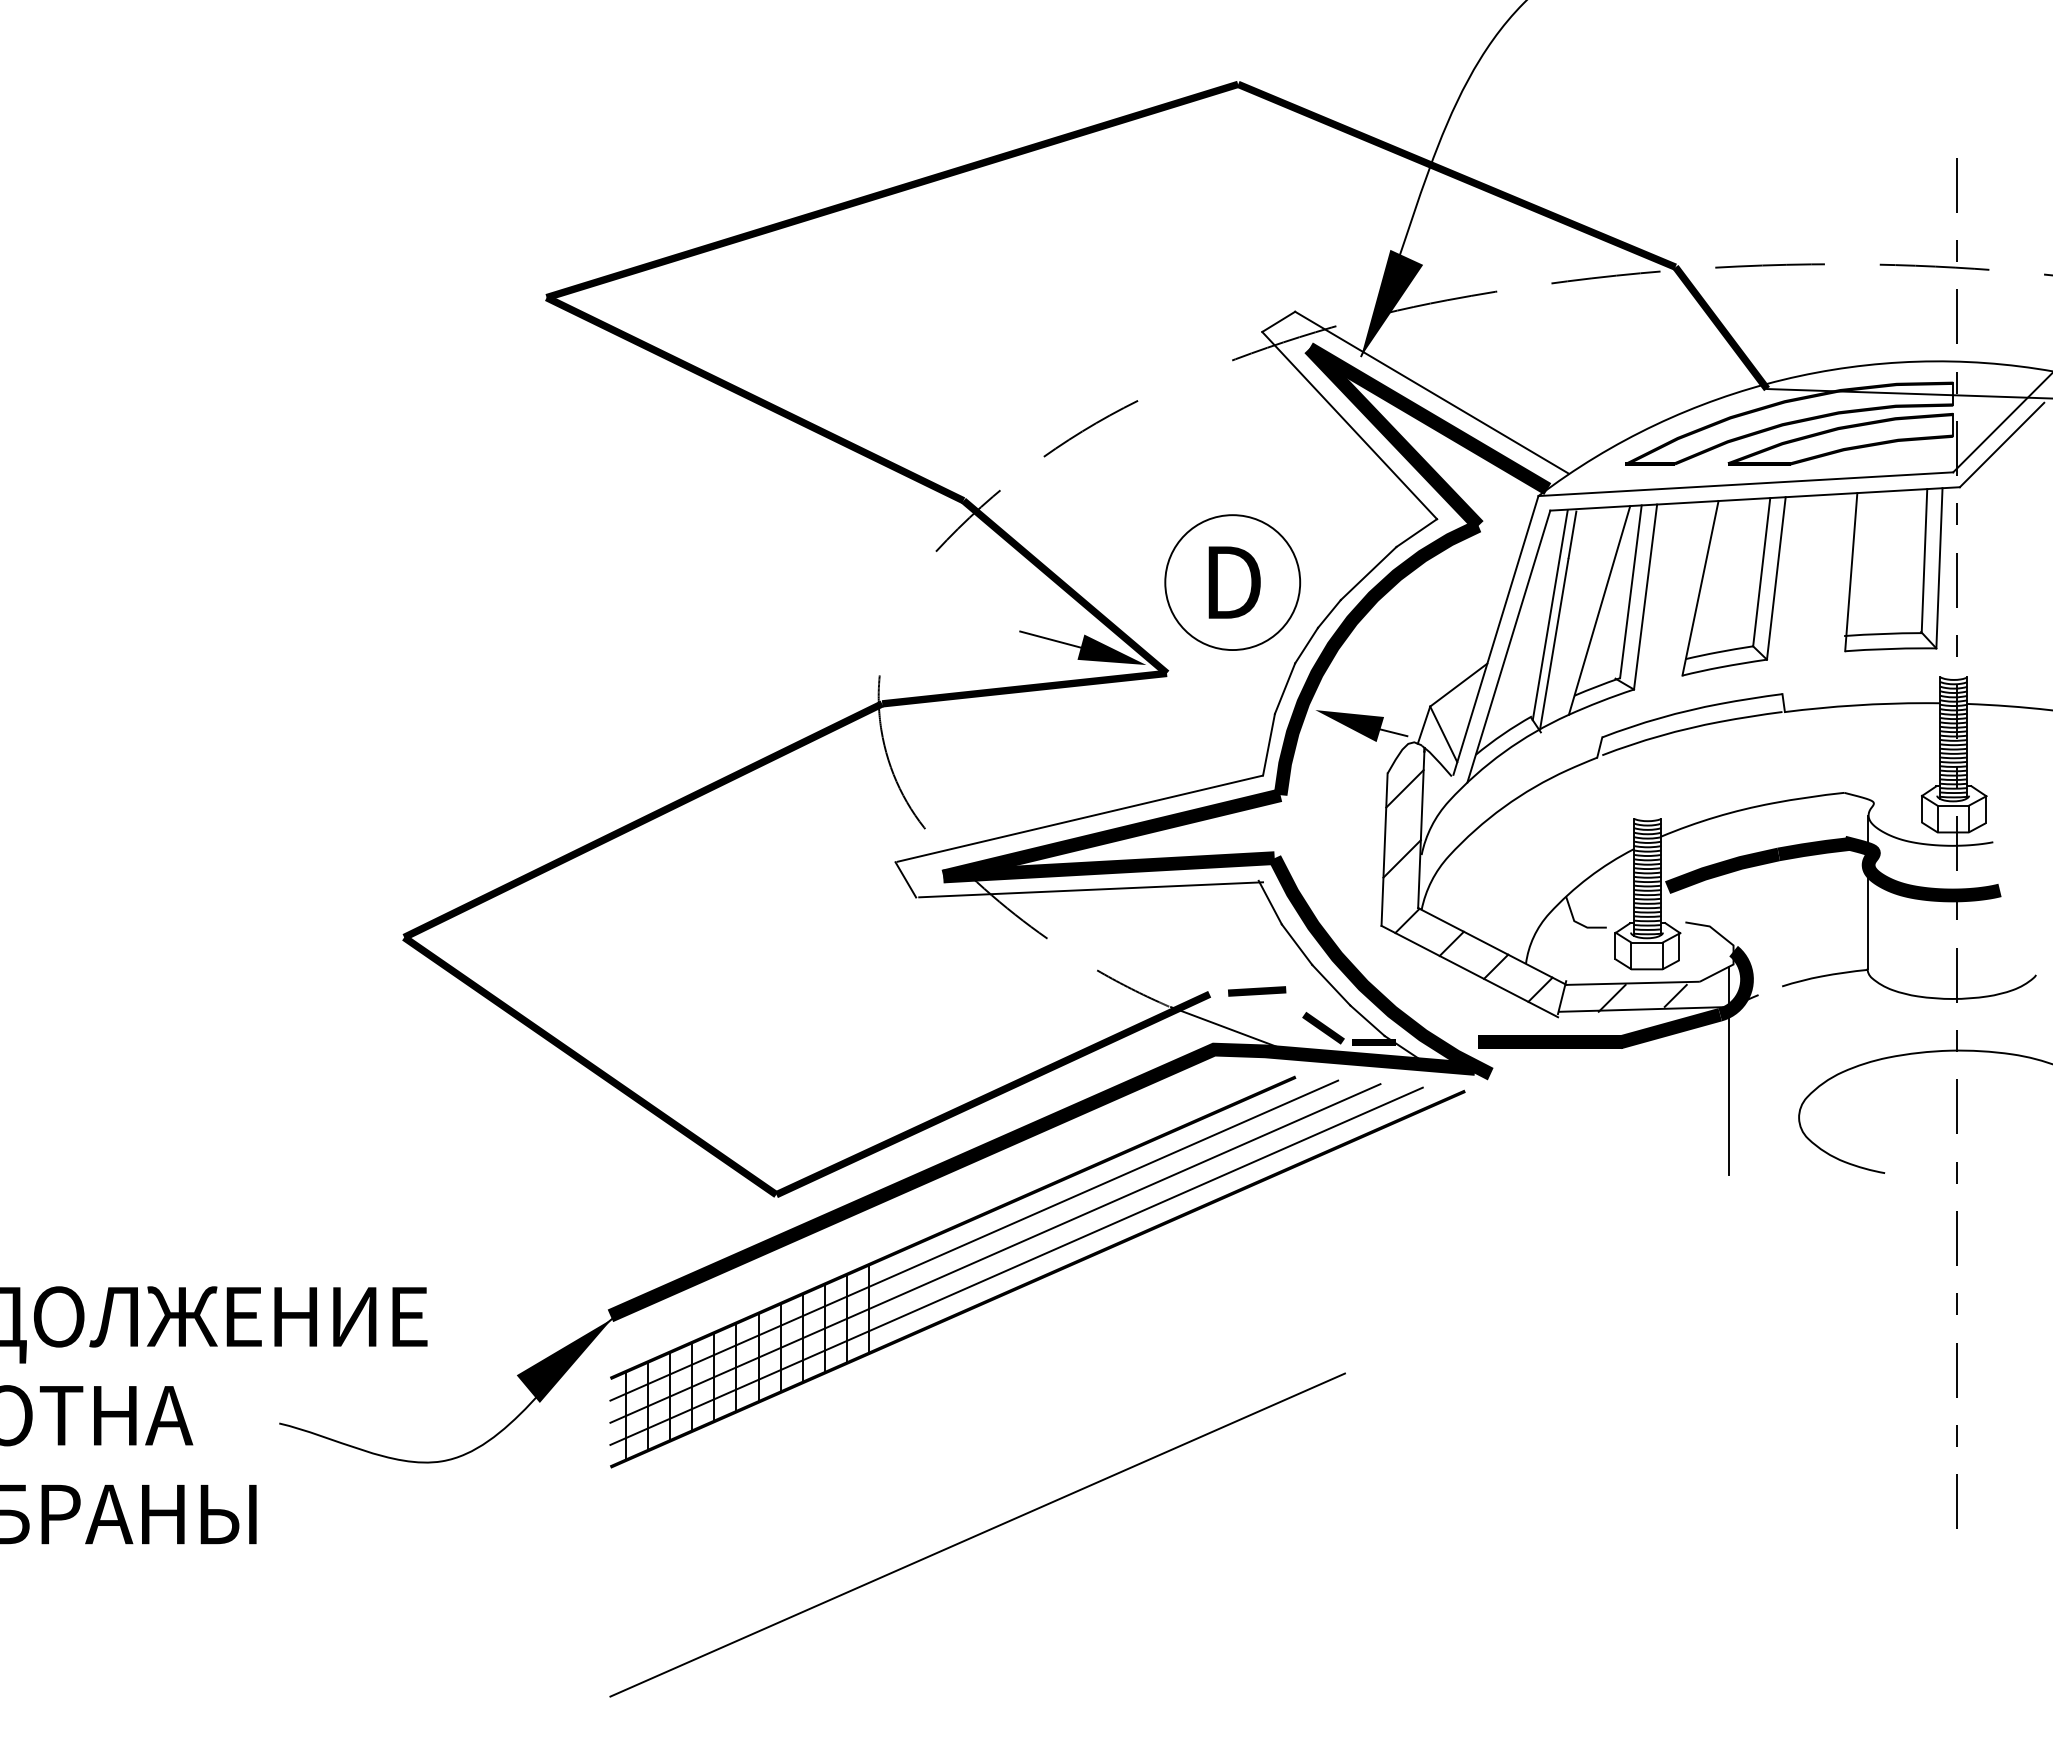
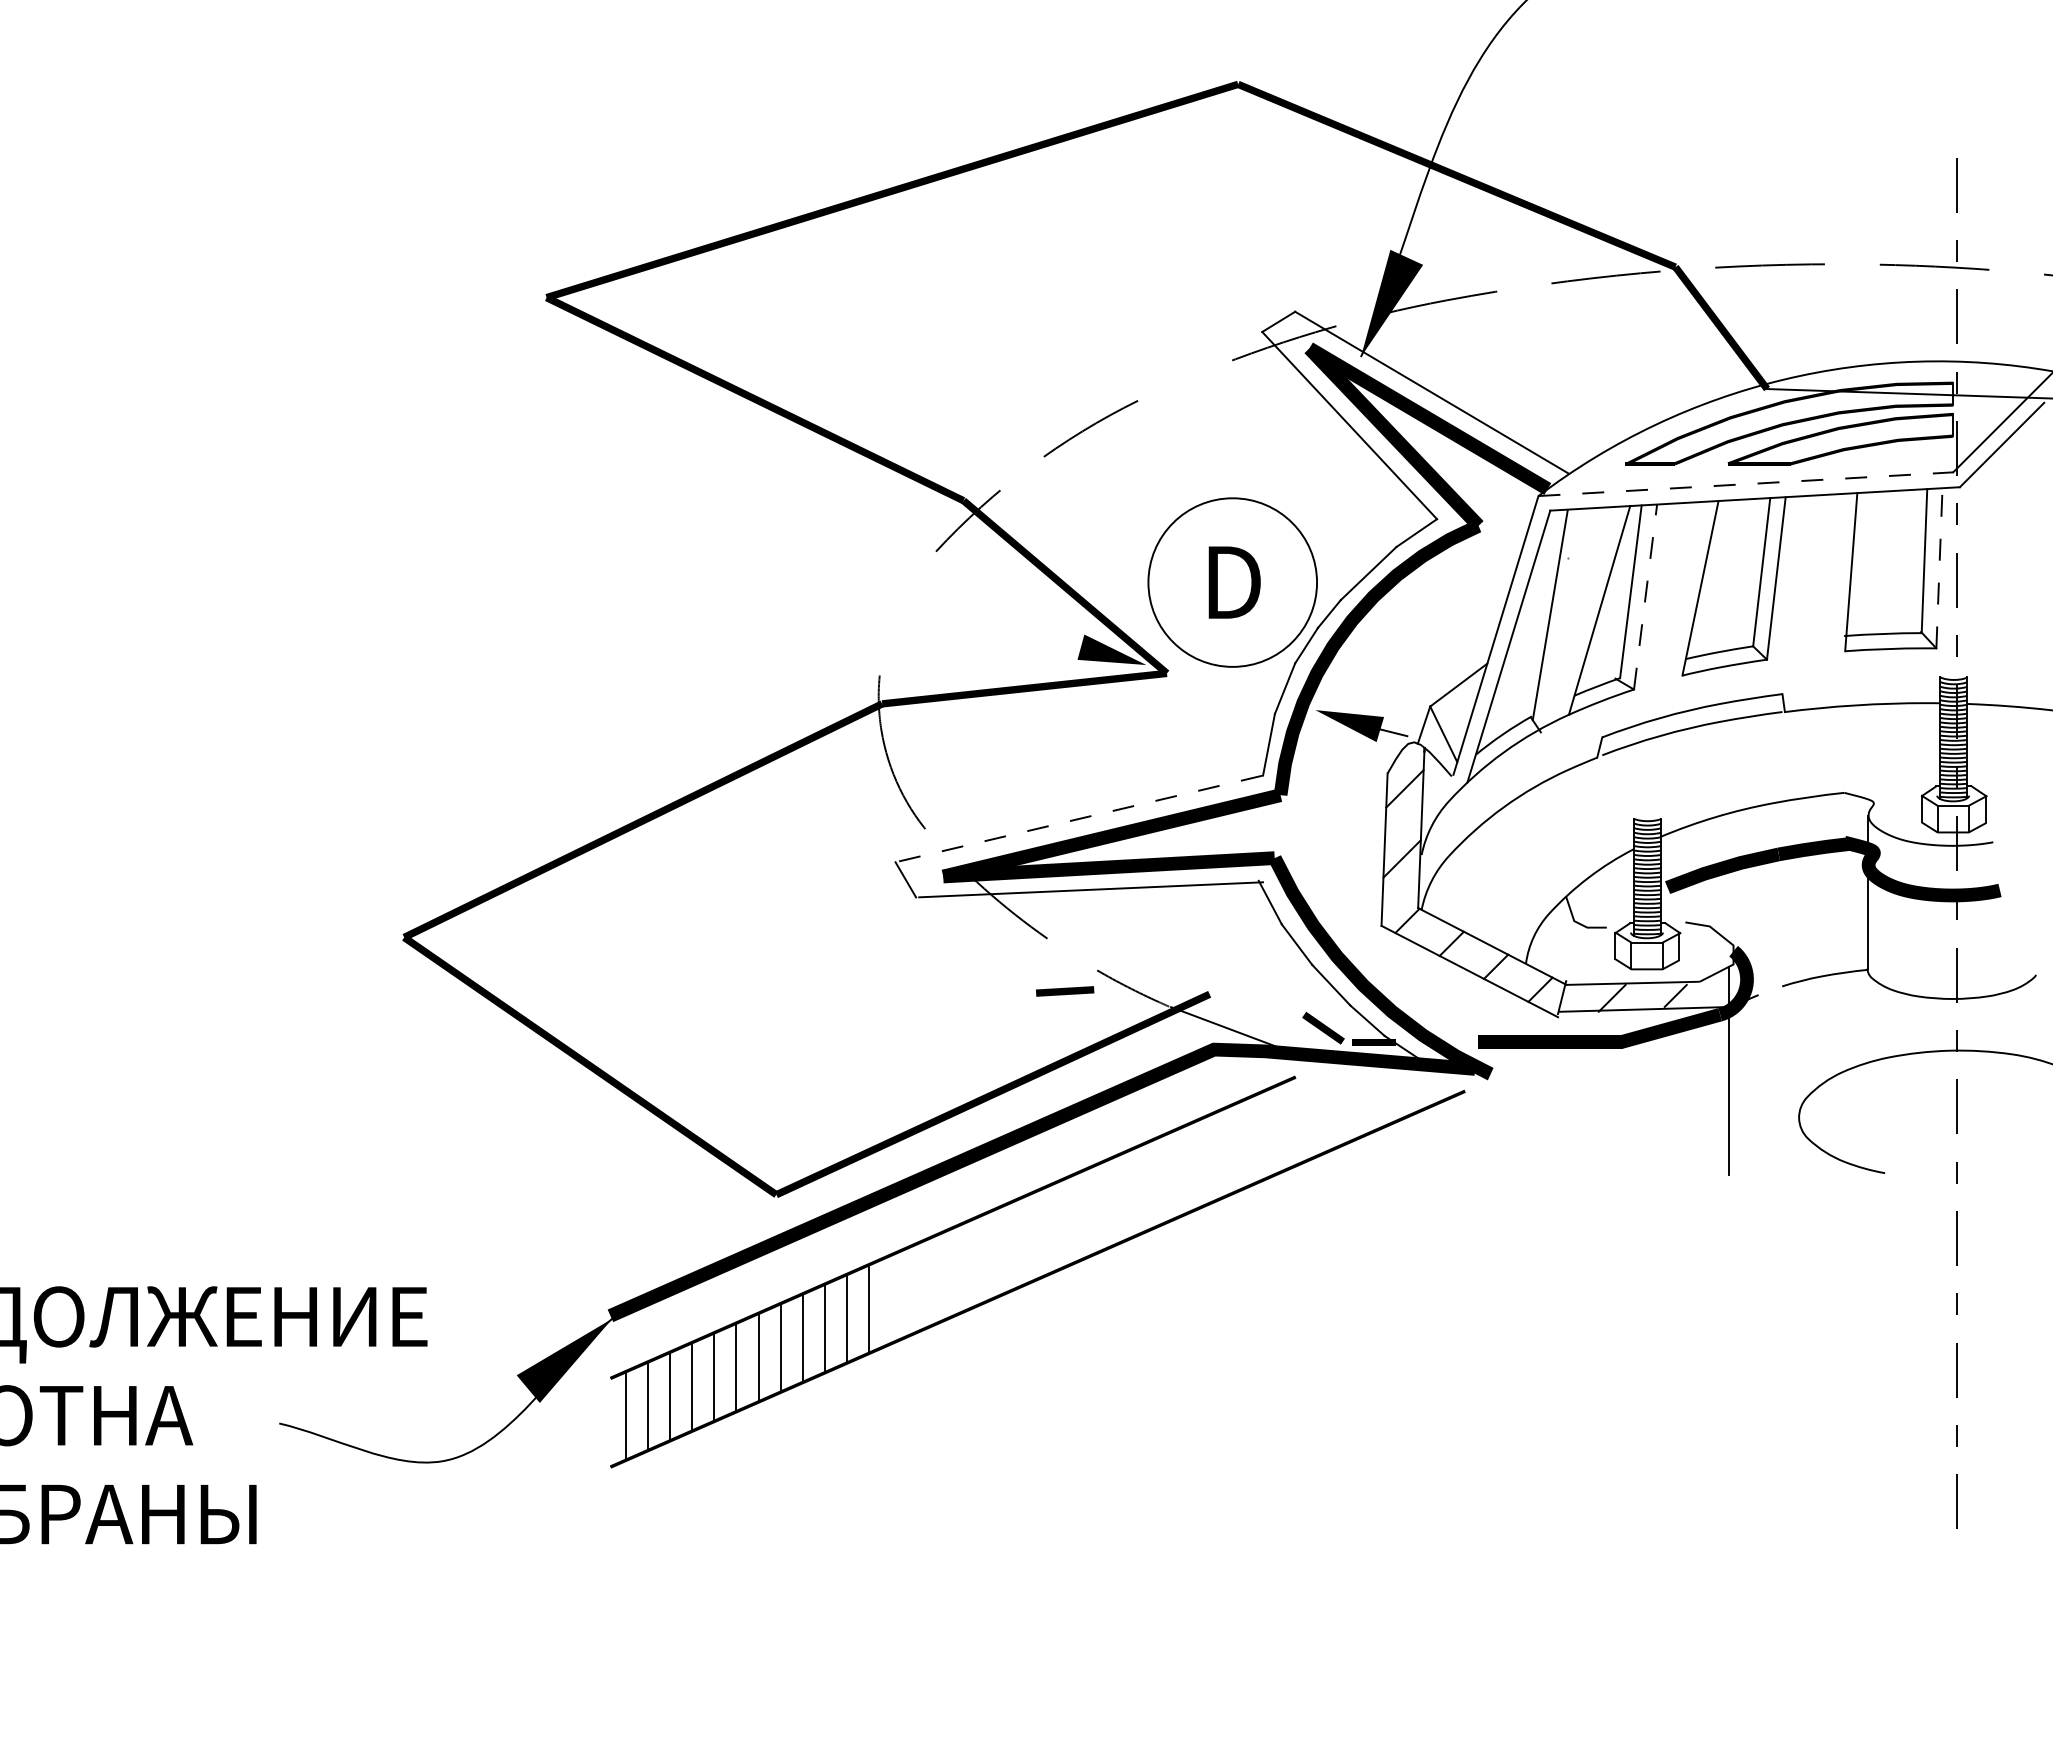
line: solid -> dashed (1745, 484)
line: solid -> dashed (1939, 567)
circle diameter: 135 px -> 169 px (1232, 582)
line: solid -> dashed (1645, 596)
line: present -> none (1558, 620)
line: present -> none (1050, 639)
line: solid -> dashed (1079, 818)
line position: (1257, 991) -> (1065, 991) (1065, 991)
line: present -> none (974, 1240)
line: present -> none (995, 1253)
line: present -> none (1016, 1265)
line: present -> none (977, 1534)
